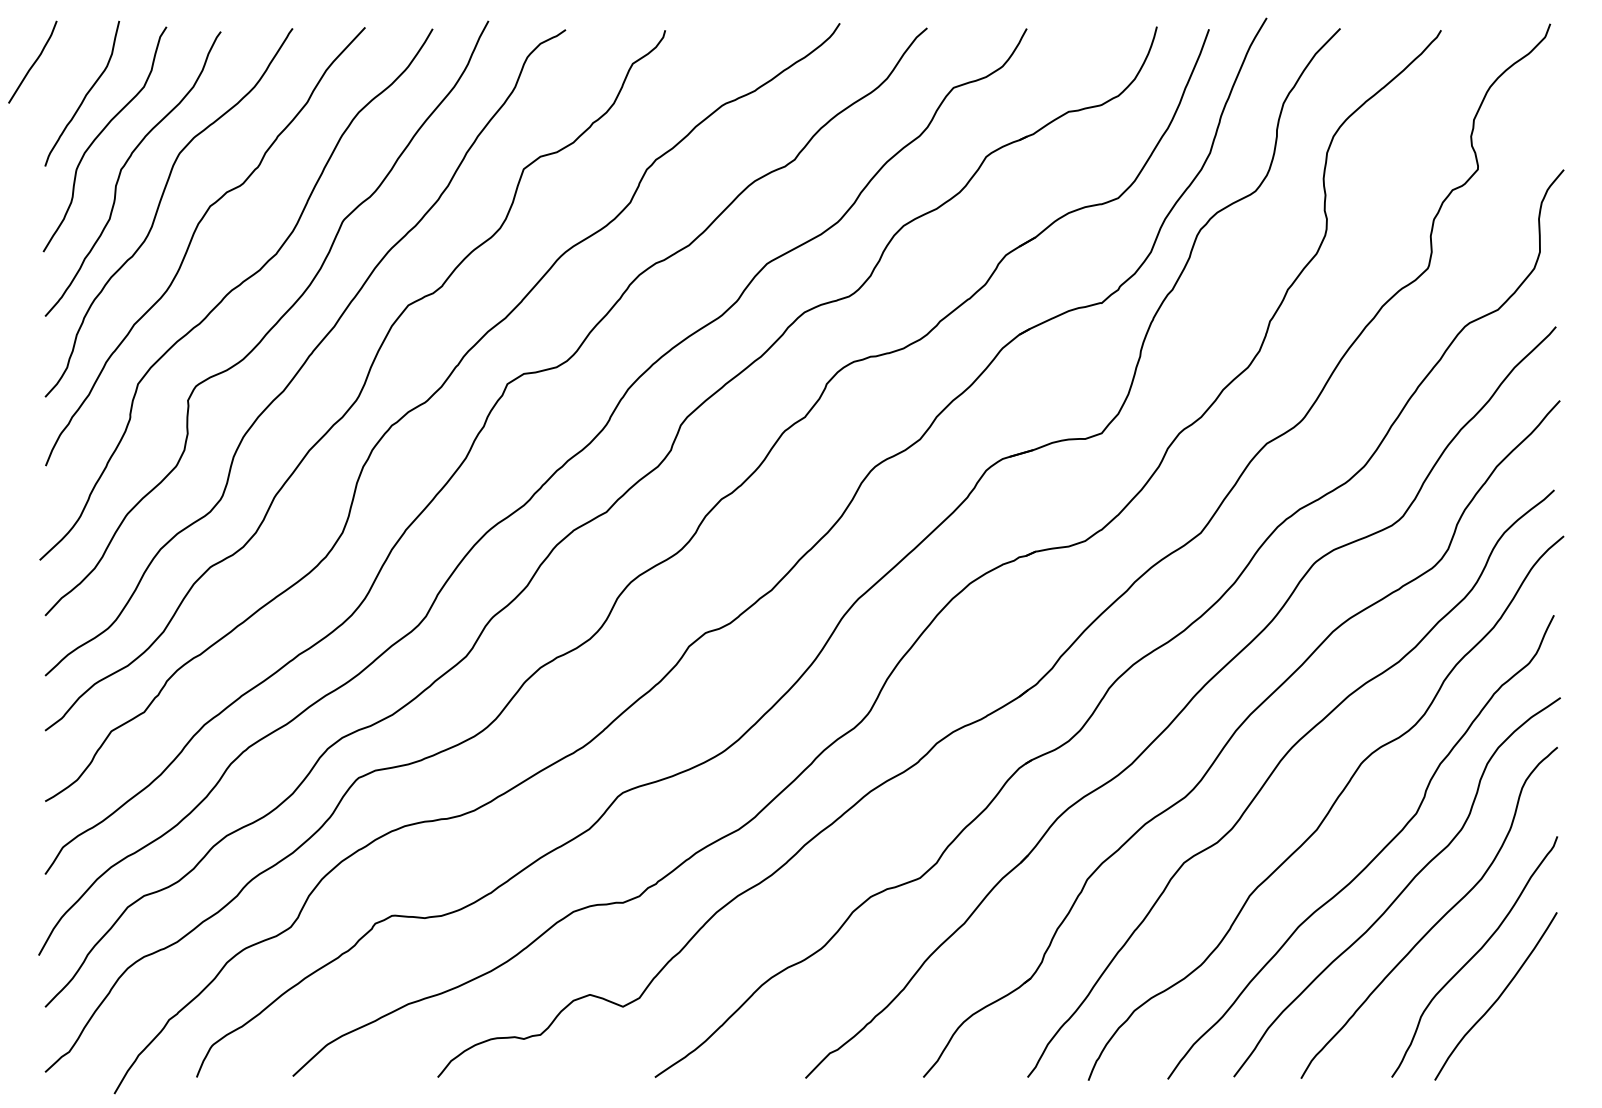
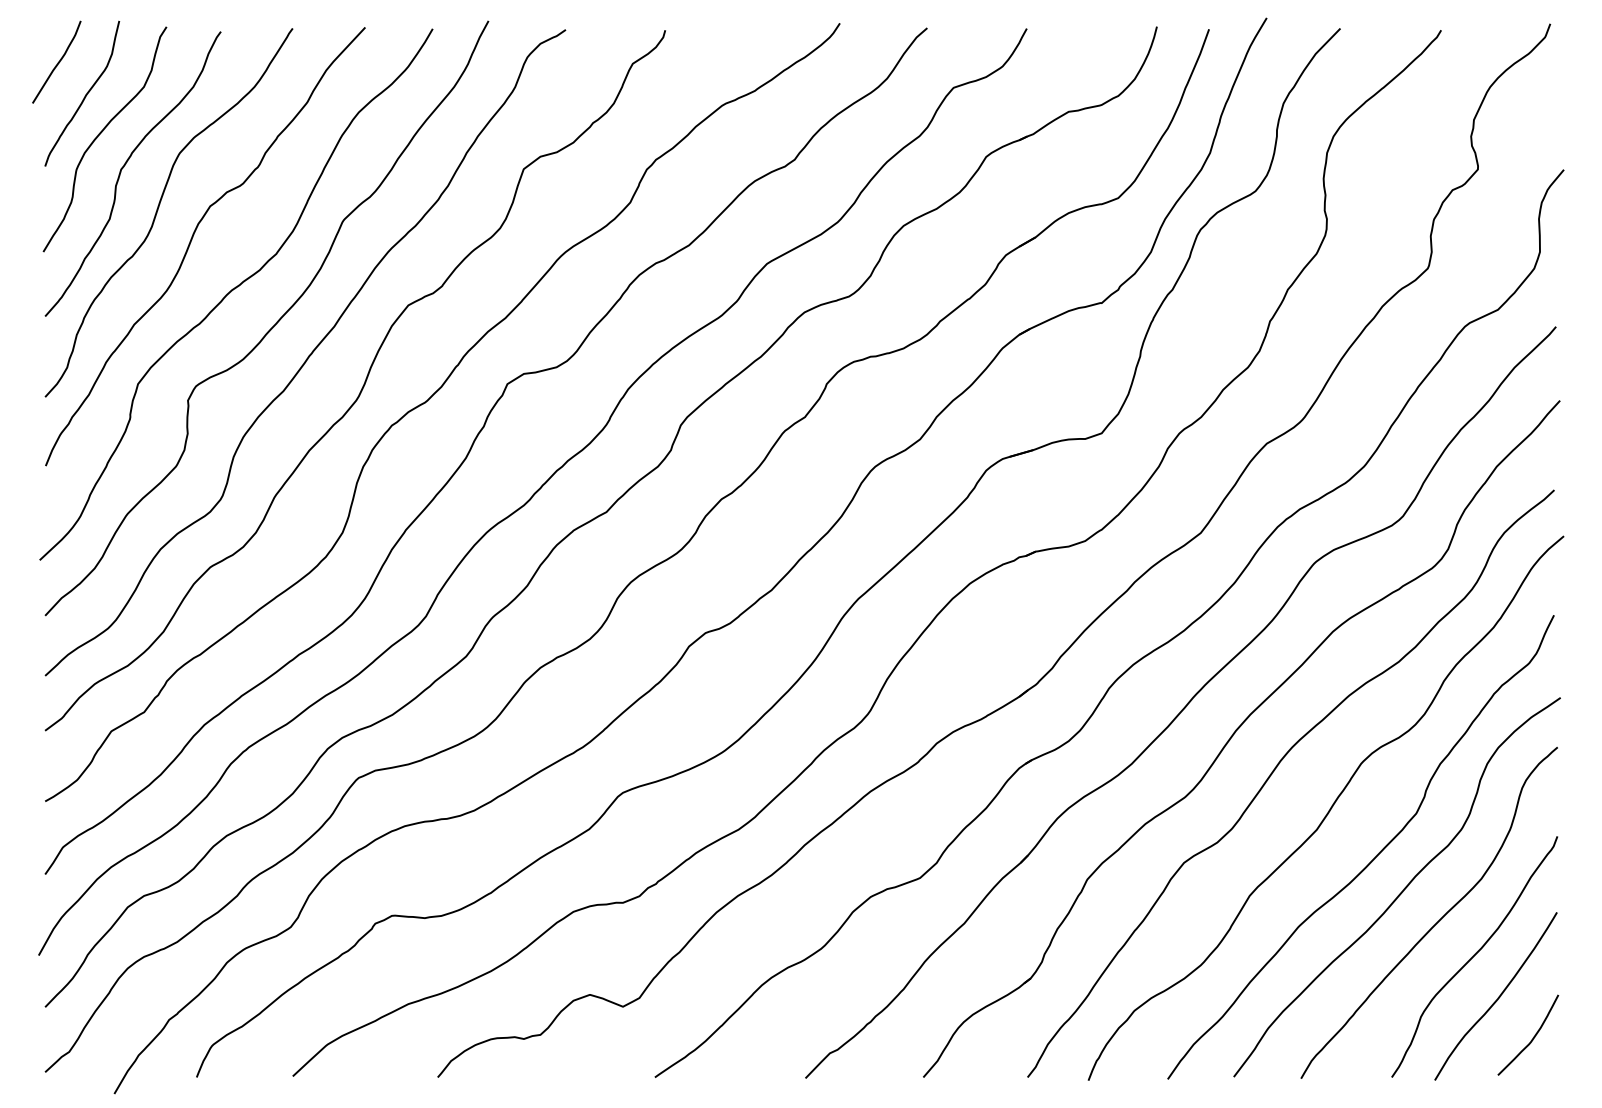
curve position: (33, 62) -> (57, 62) (57, 62)
curve: none -> present (1533, 1036)
